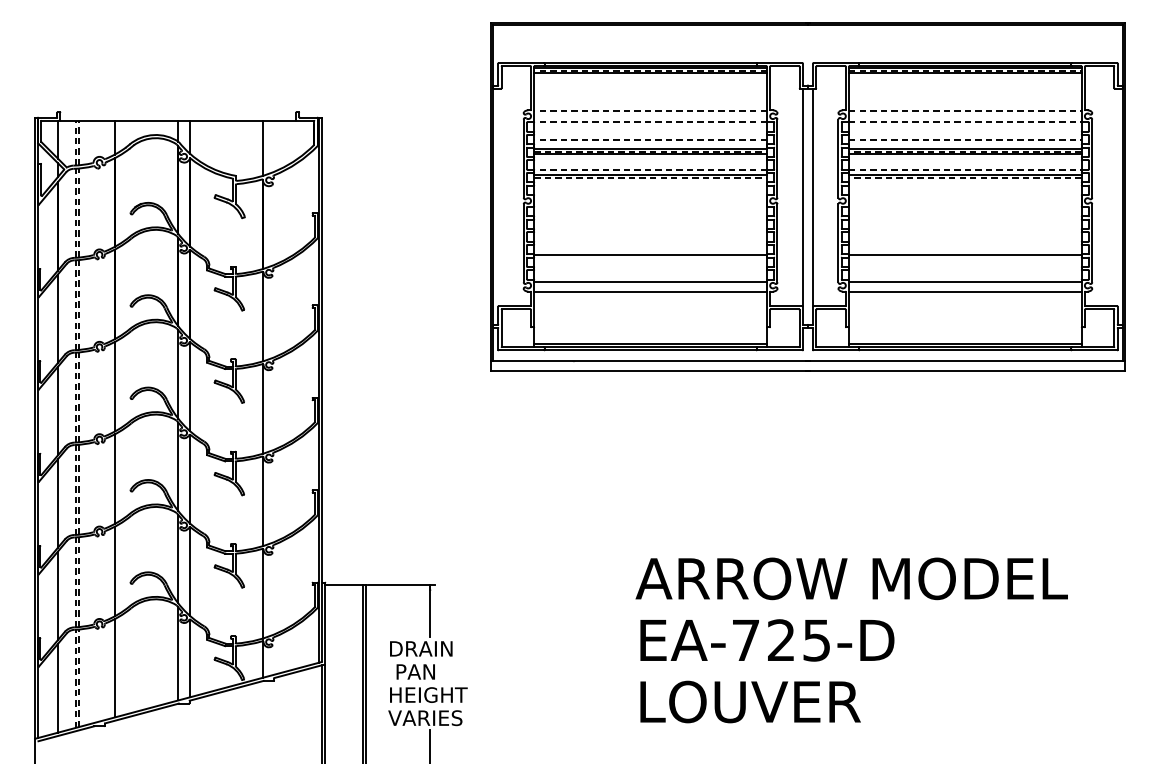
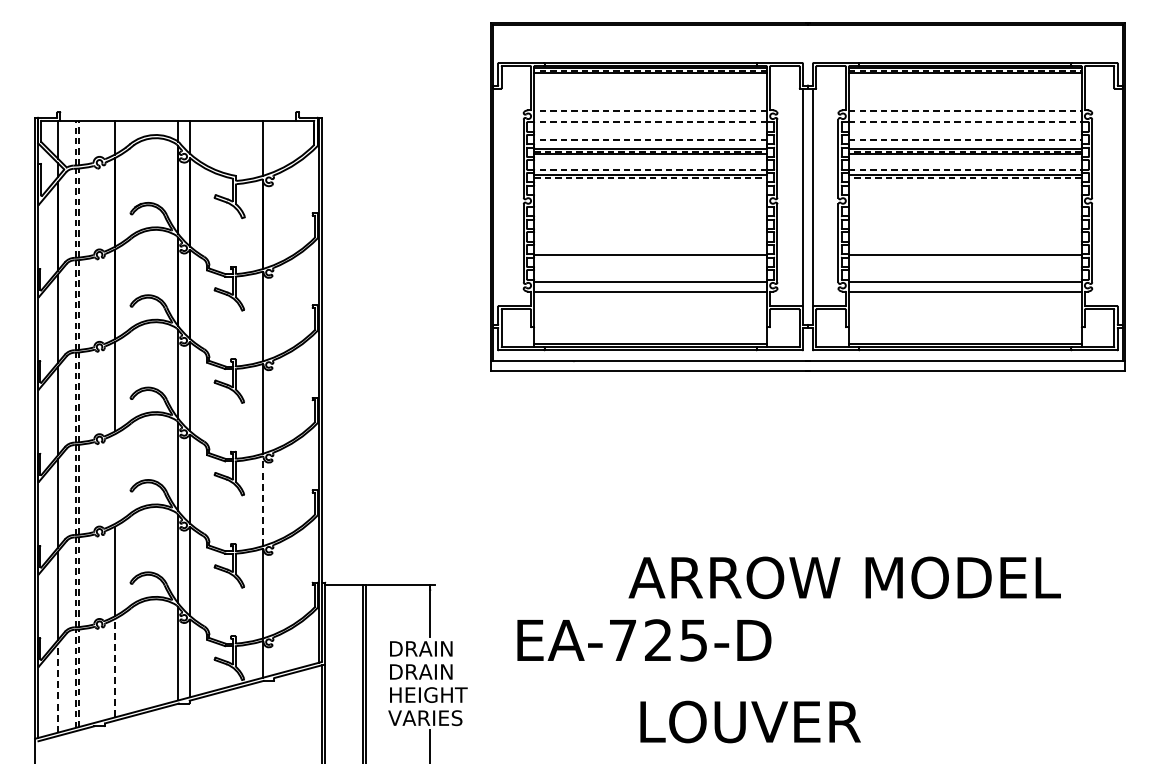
line: present -> none (115, 478)
line: solid -> dashed (262, 501)
text position: (851, 578) -> (844, 577) (844, 577)
text position: (767, 640) -> (644, 640) (644, 640)
line: solid -> dashed (115, 667)
text: PAN -> DRAIN (421, 671)
line: solid -> dashed (57, 687)
text position: (750, 701) -> (750, 721) (750, 721)
